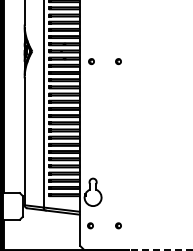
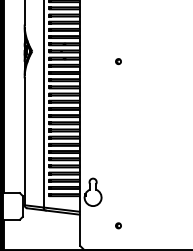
part: present -> none (91, 61)
part: present -> none (90, 225)
line: dashed -> solid (161, 249)
